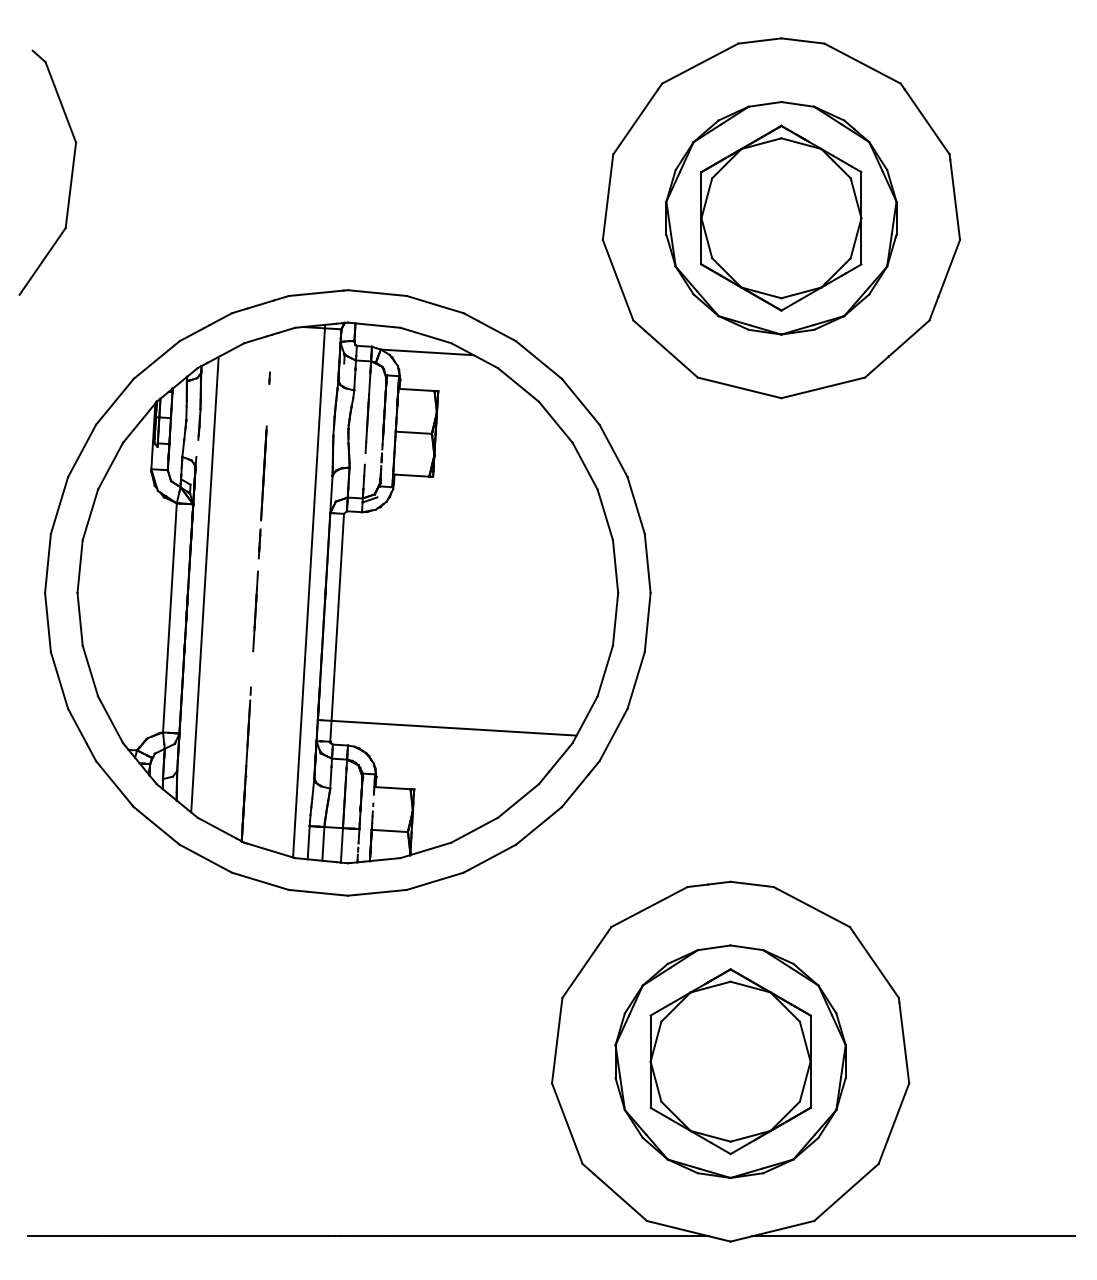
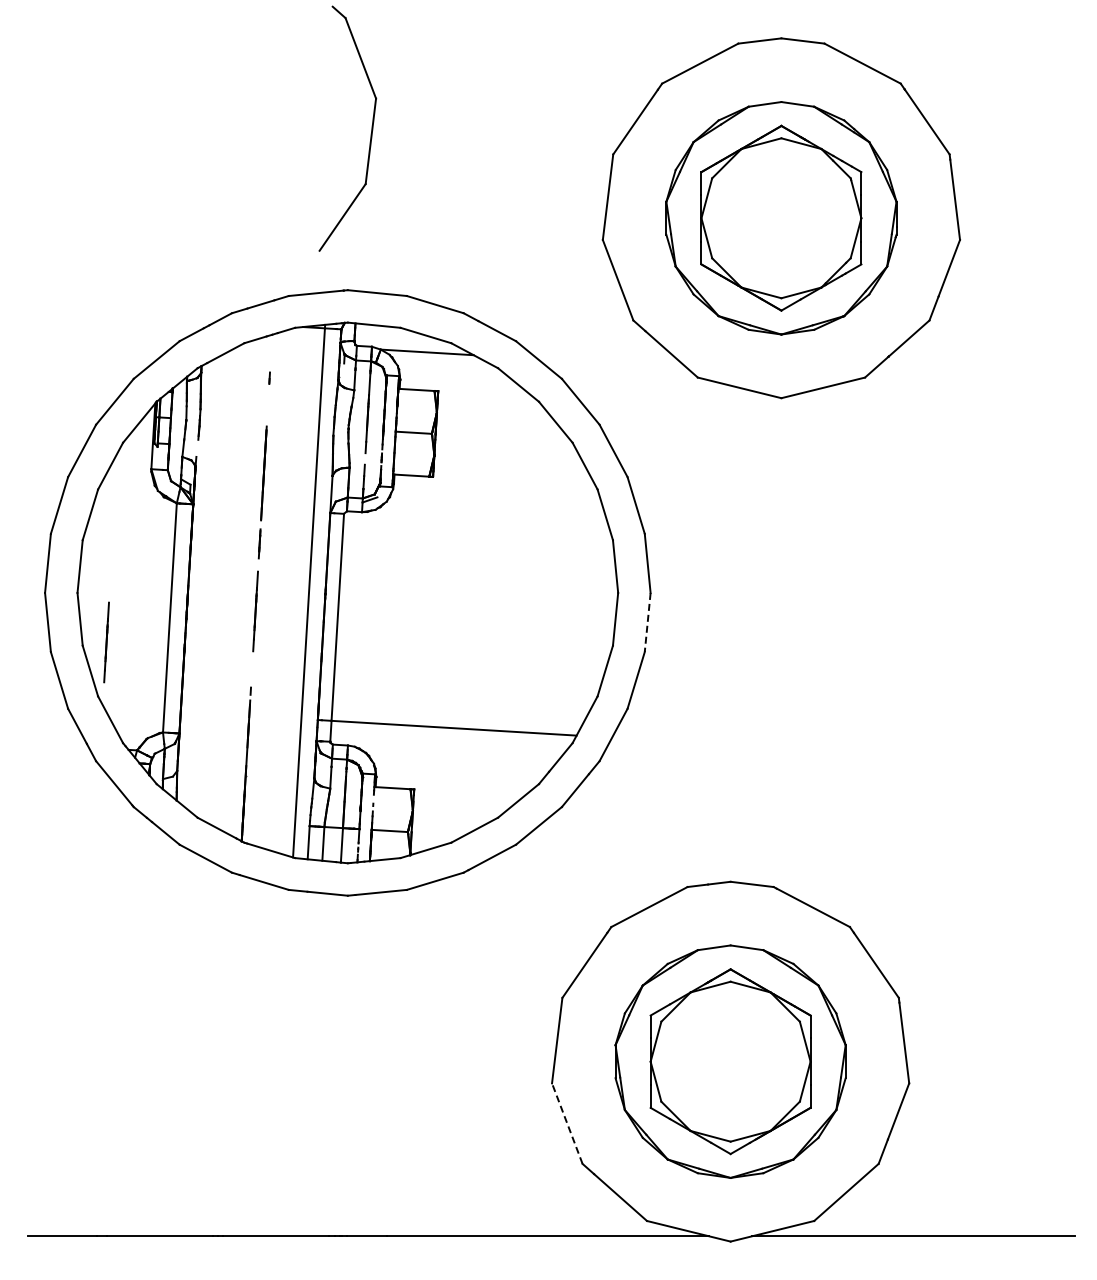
part position: (70, 177) -> (370, 133) (370, 133)
line: present -> none (204, 584)
line: solid -> dashed (647, 622)
line: none -> present (106, 642)
line: solid -> dashed (567, 1123)
